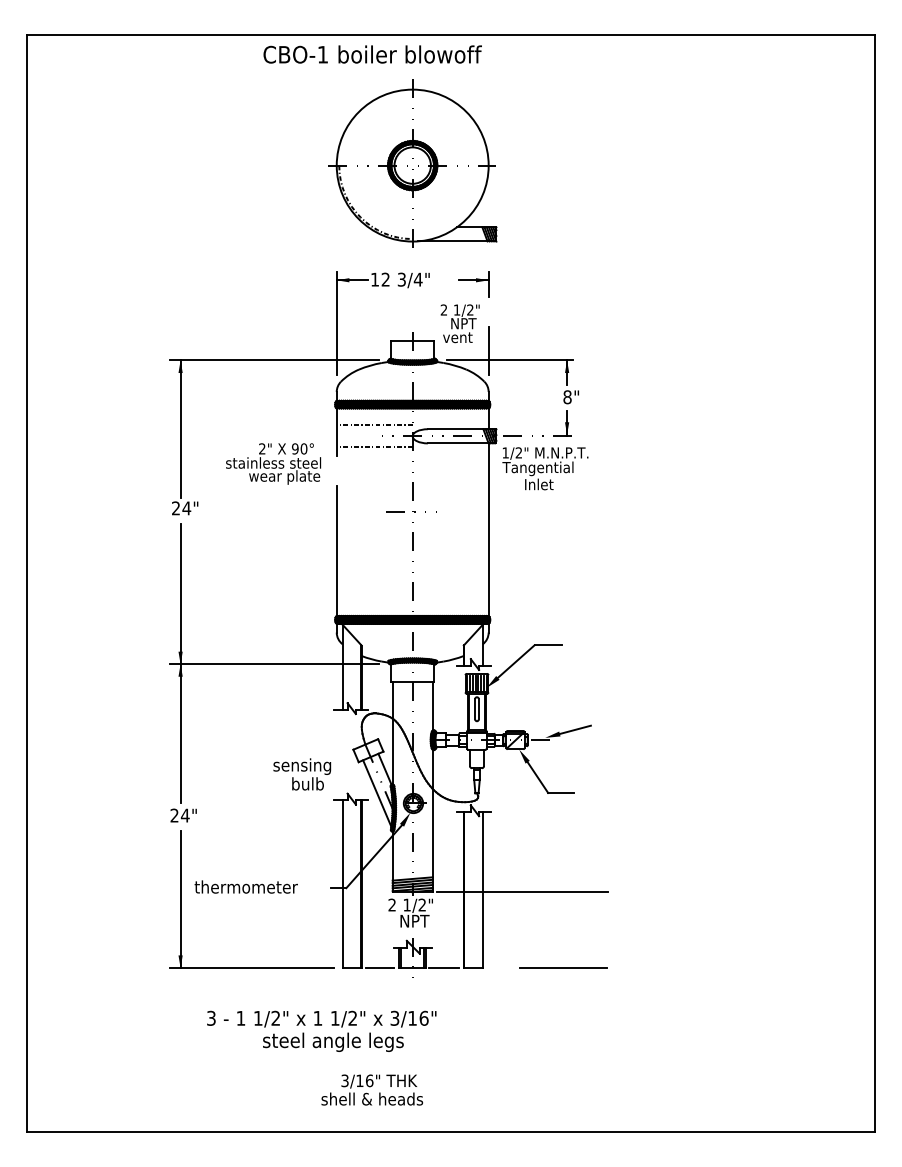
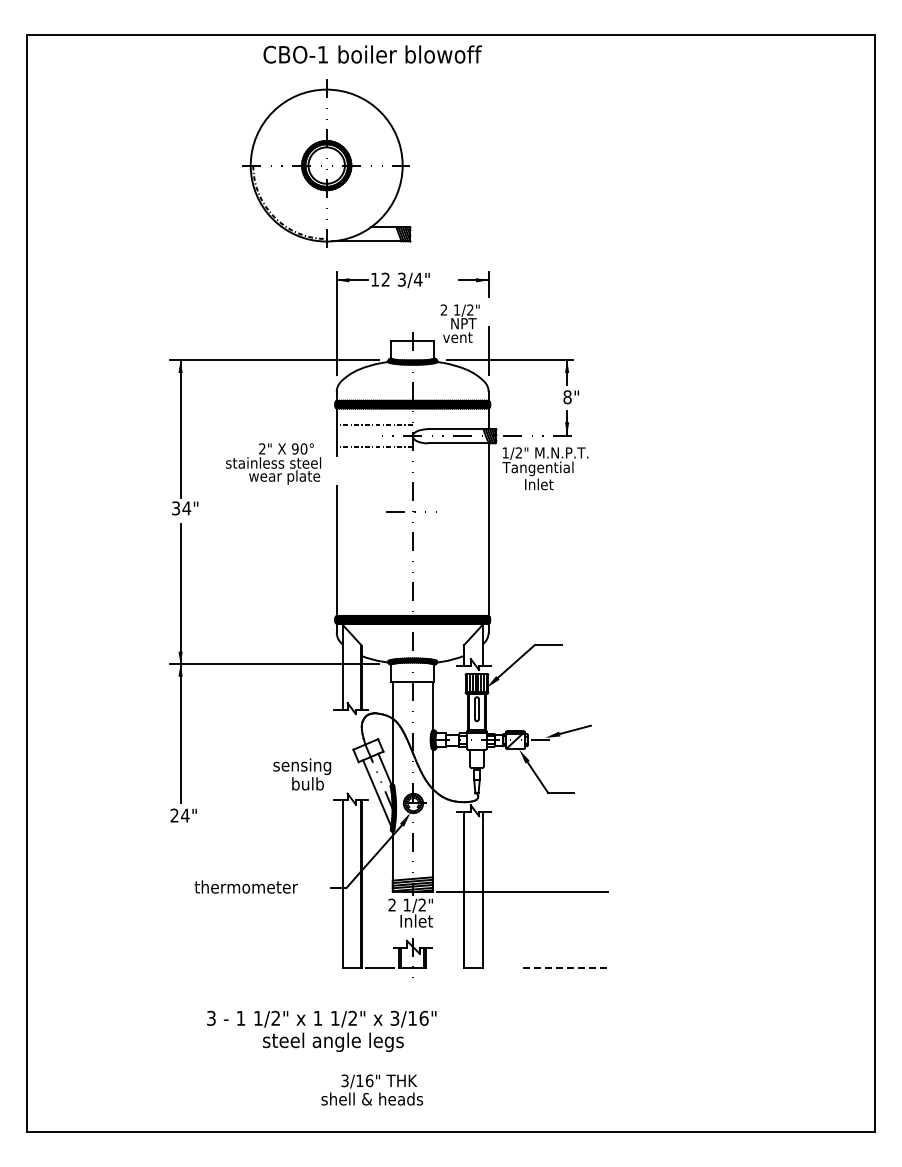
part position: (412, 163) -> (326, 163) (326, 163)
text: 24" -> 34" (176, 508)
text: NPT -> Inlet (417, 920)
part: present -> none (251, 967)
line: present -> none (444, 968)
line: solid -> dashed (563, 968)
